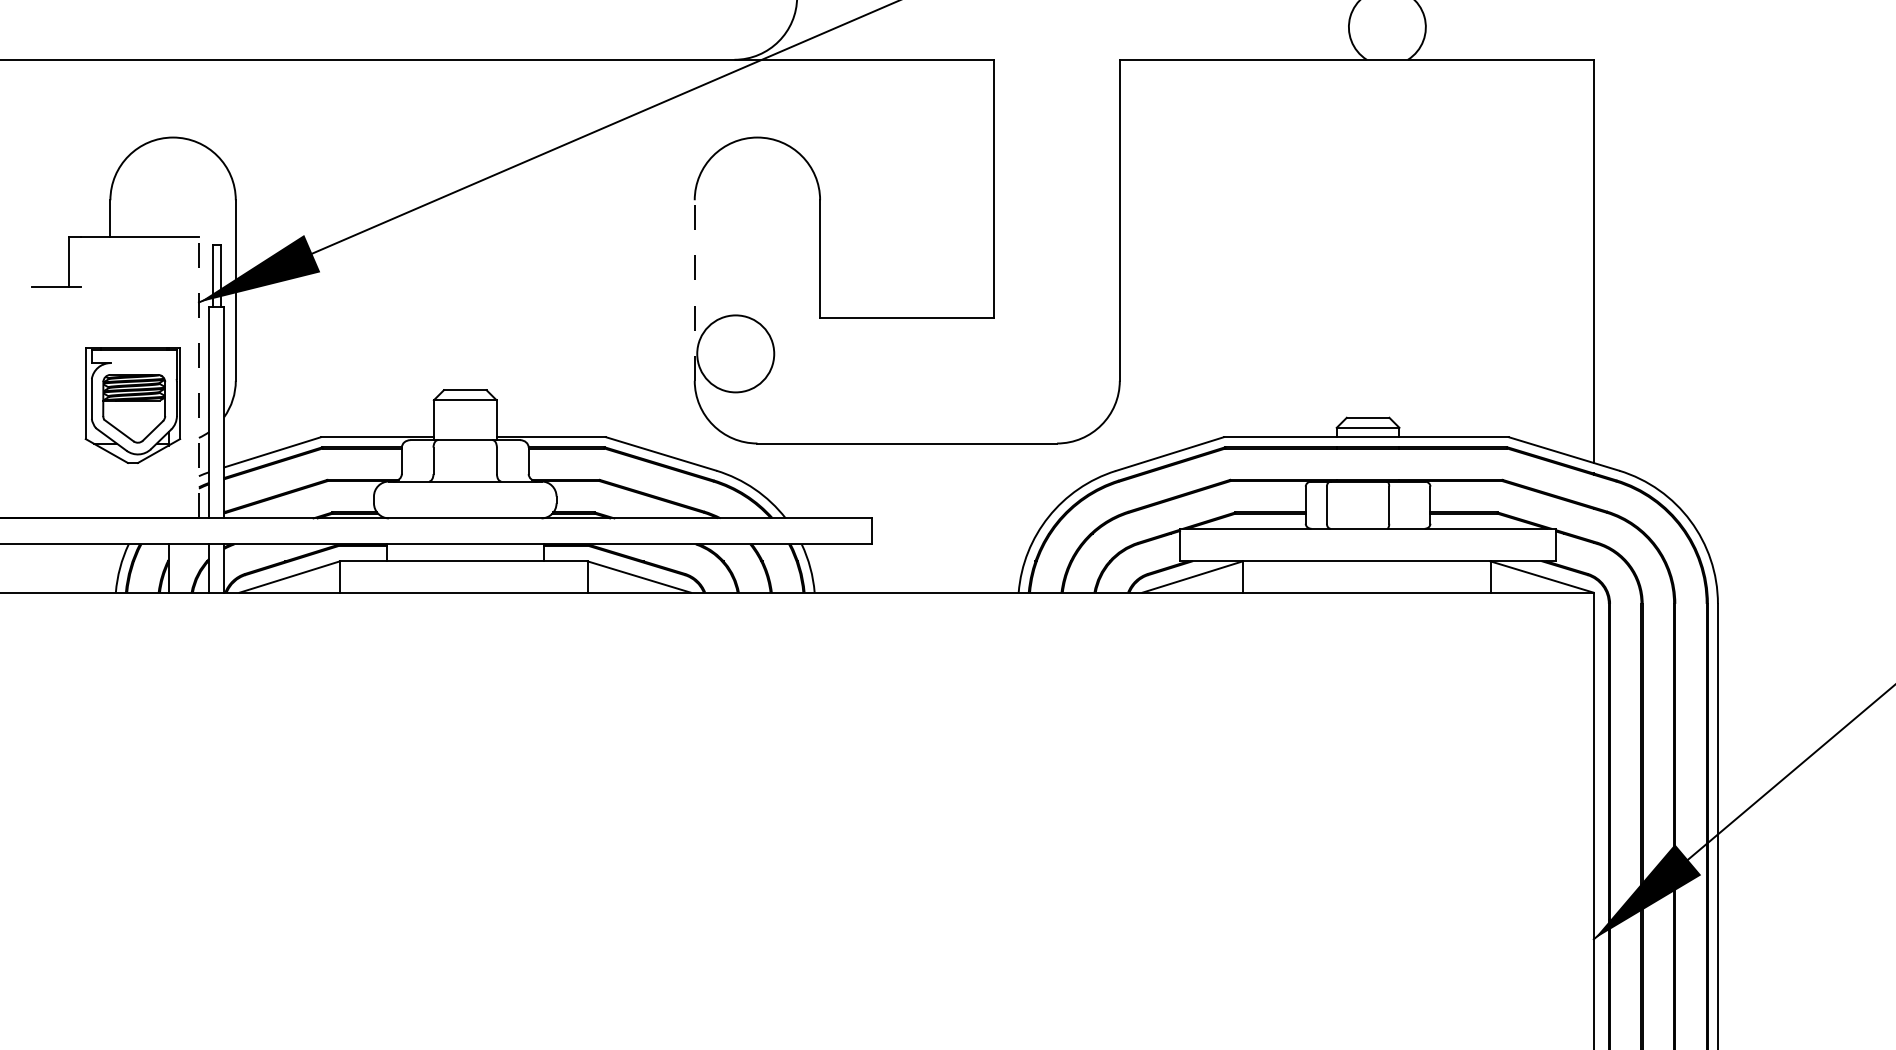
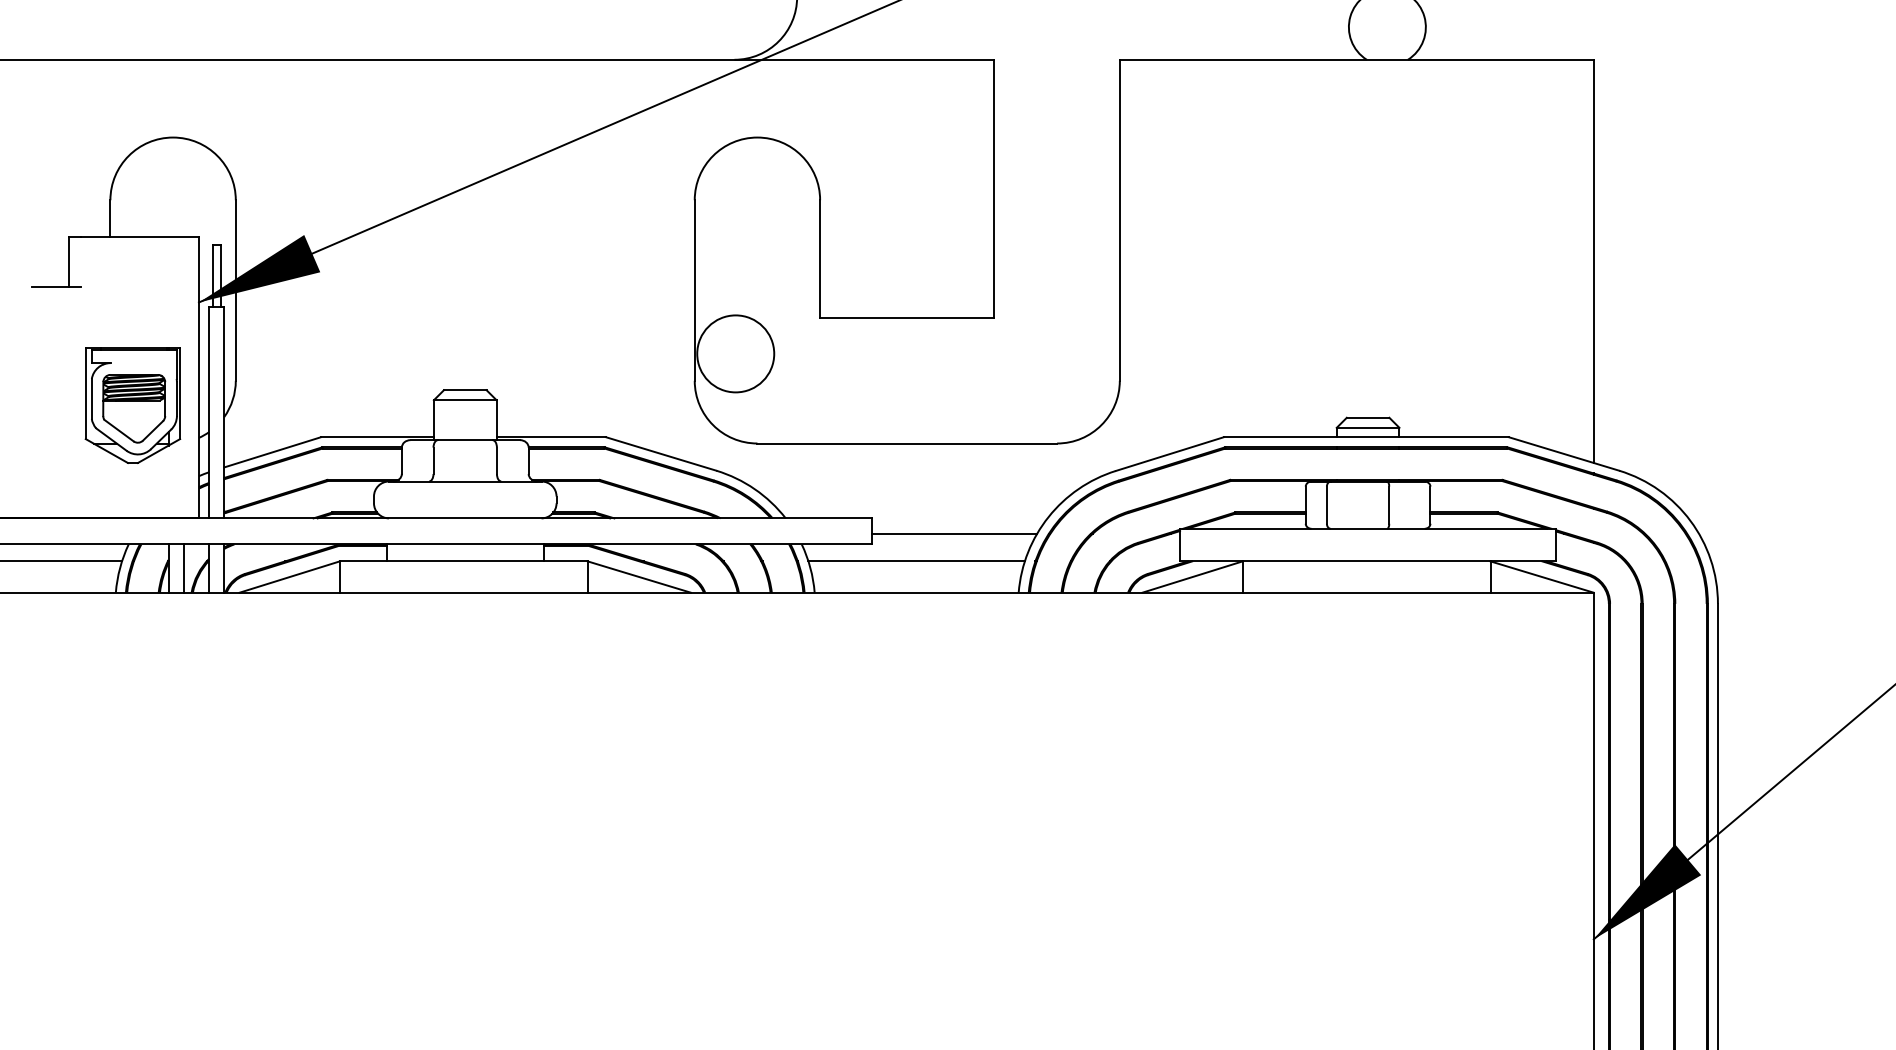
line: dashed -> solid (694, 290)
line: dashed -> solid (198, 377)
line: none -> present (954, 533)
line: none -> present (62, 561)
line: none -> present (916, 561)
line: none -> present (183, 568)
